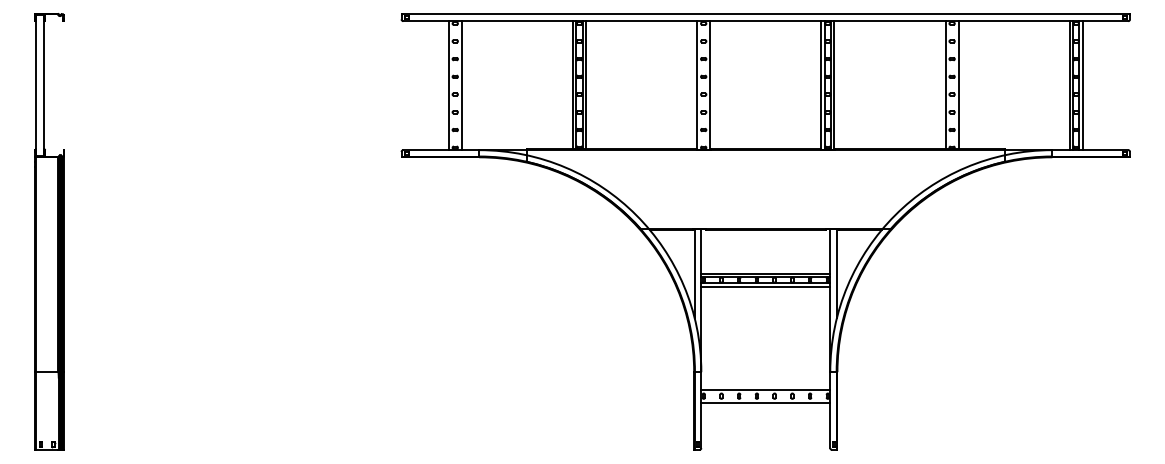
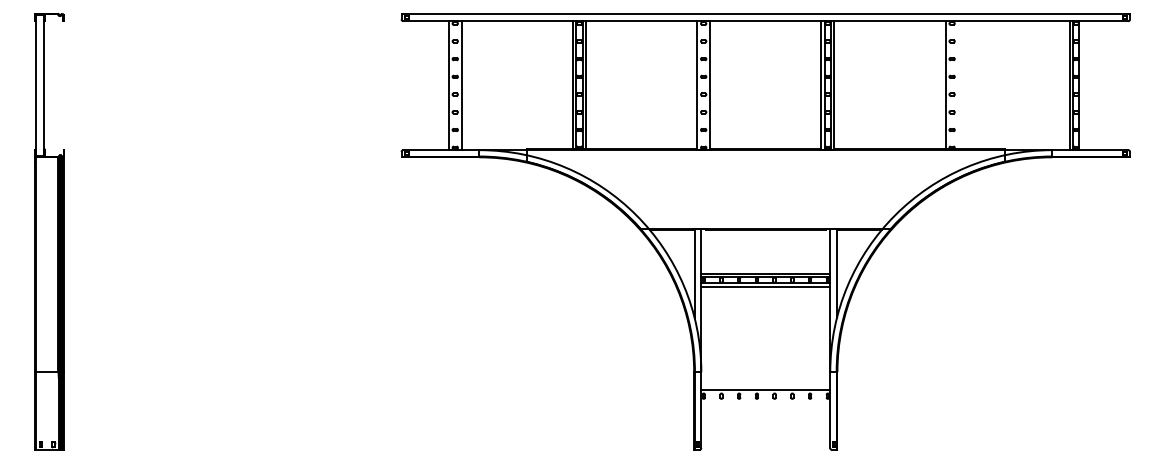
line: present -> none (958, 85)
line: present -> none (1082, 85)
line: present -> none (765, 402)
